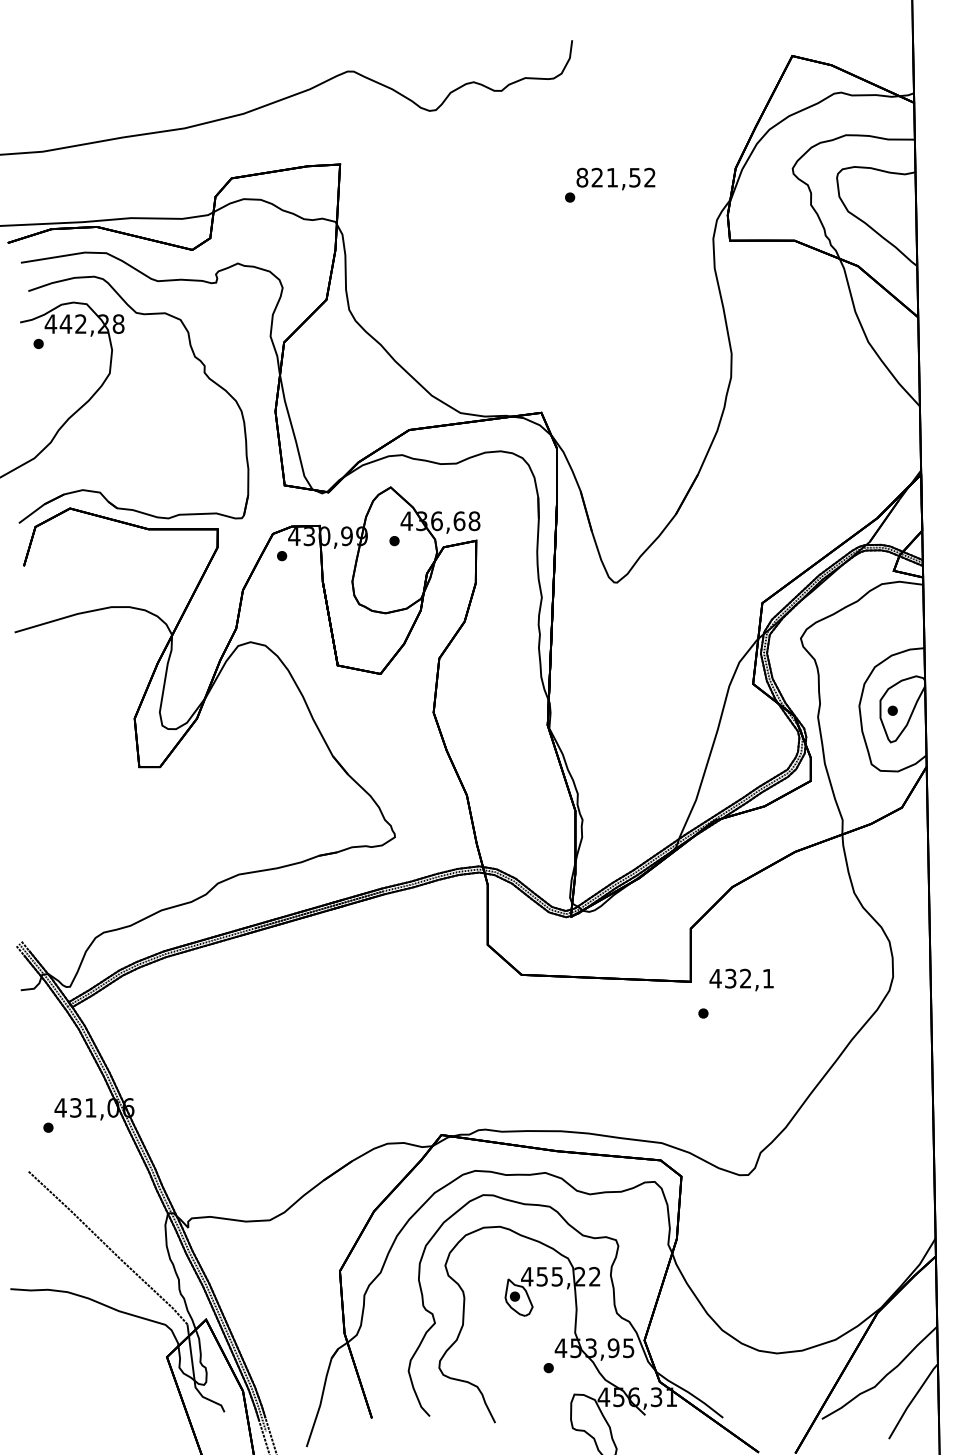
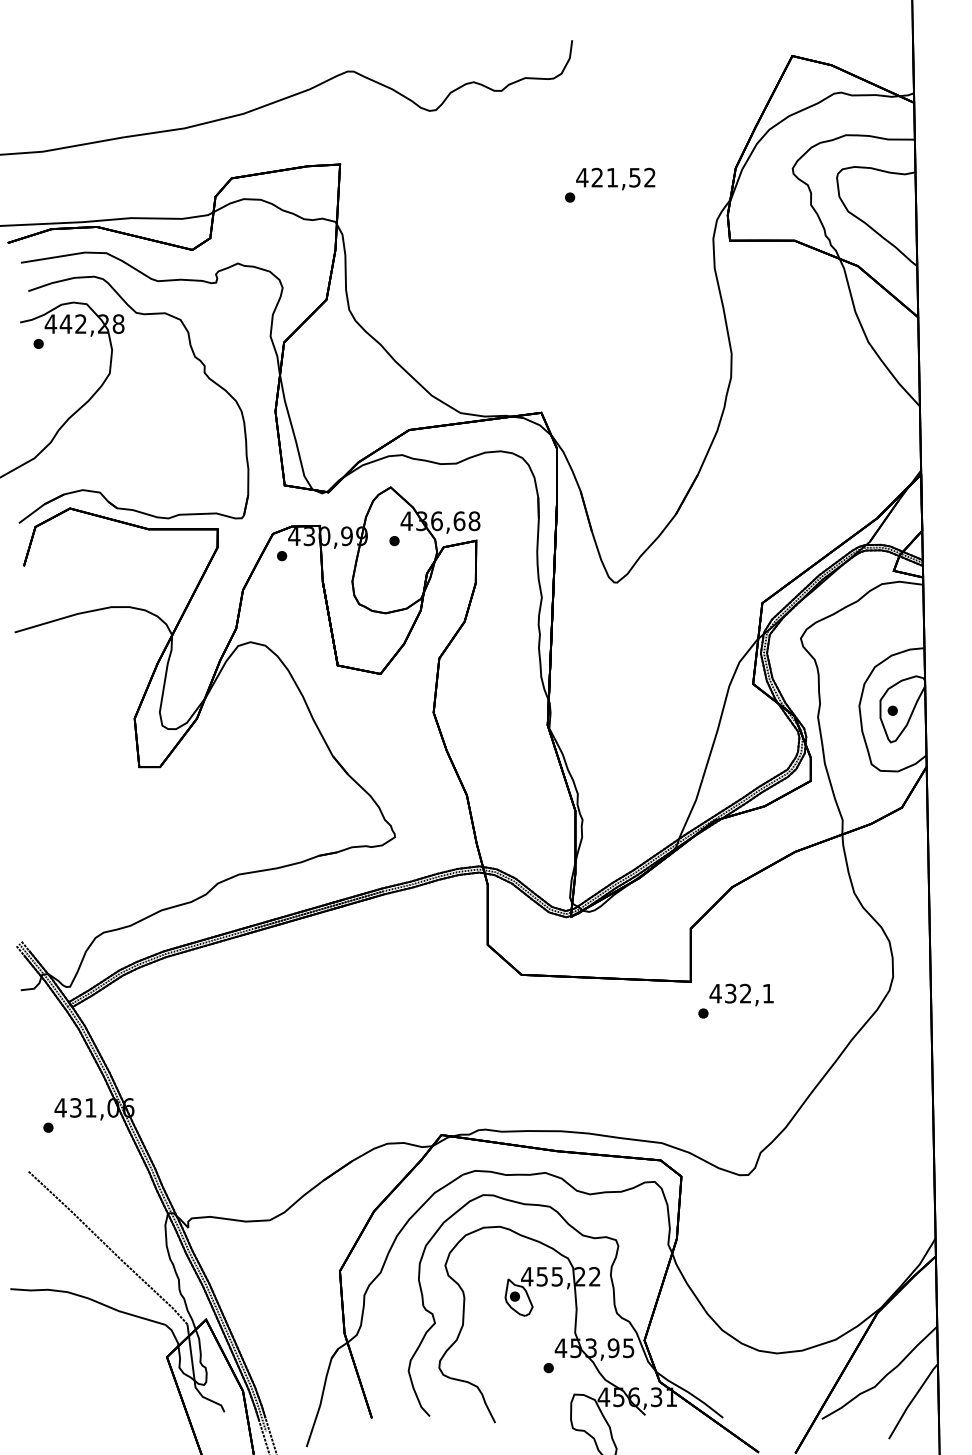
text: 821,52 -> 421,52 (582, 177)
text position: (741, 979) -> (741, 994) (741, 994)
